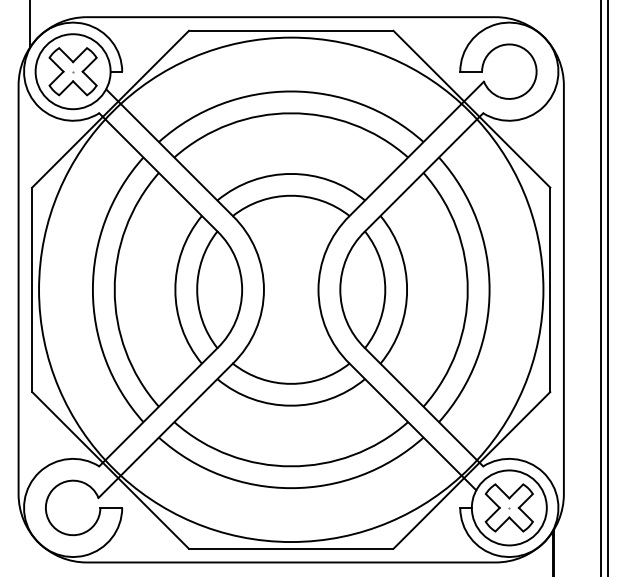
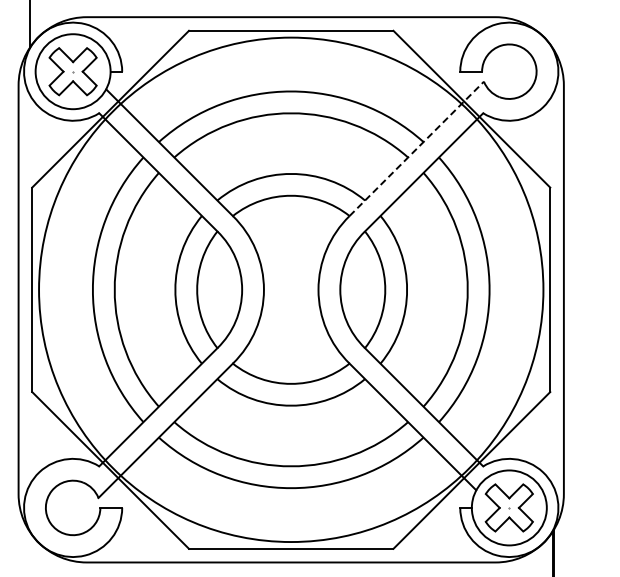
line: solid -> dashed (417, 148)
line: present -> none (601, 287)
line: present -> none (607, 287)
